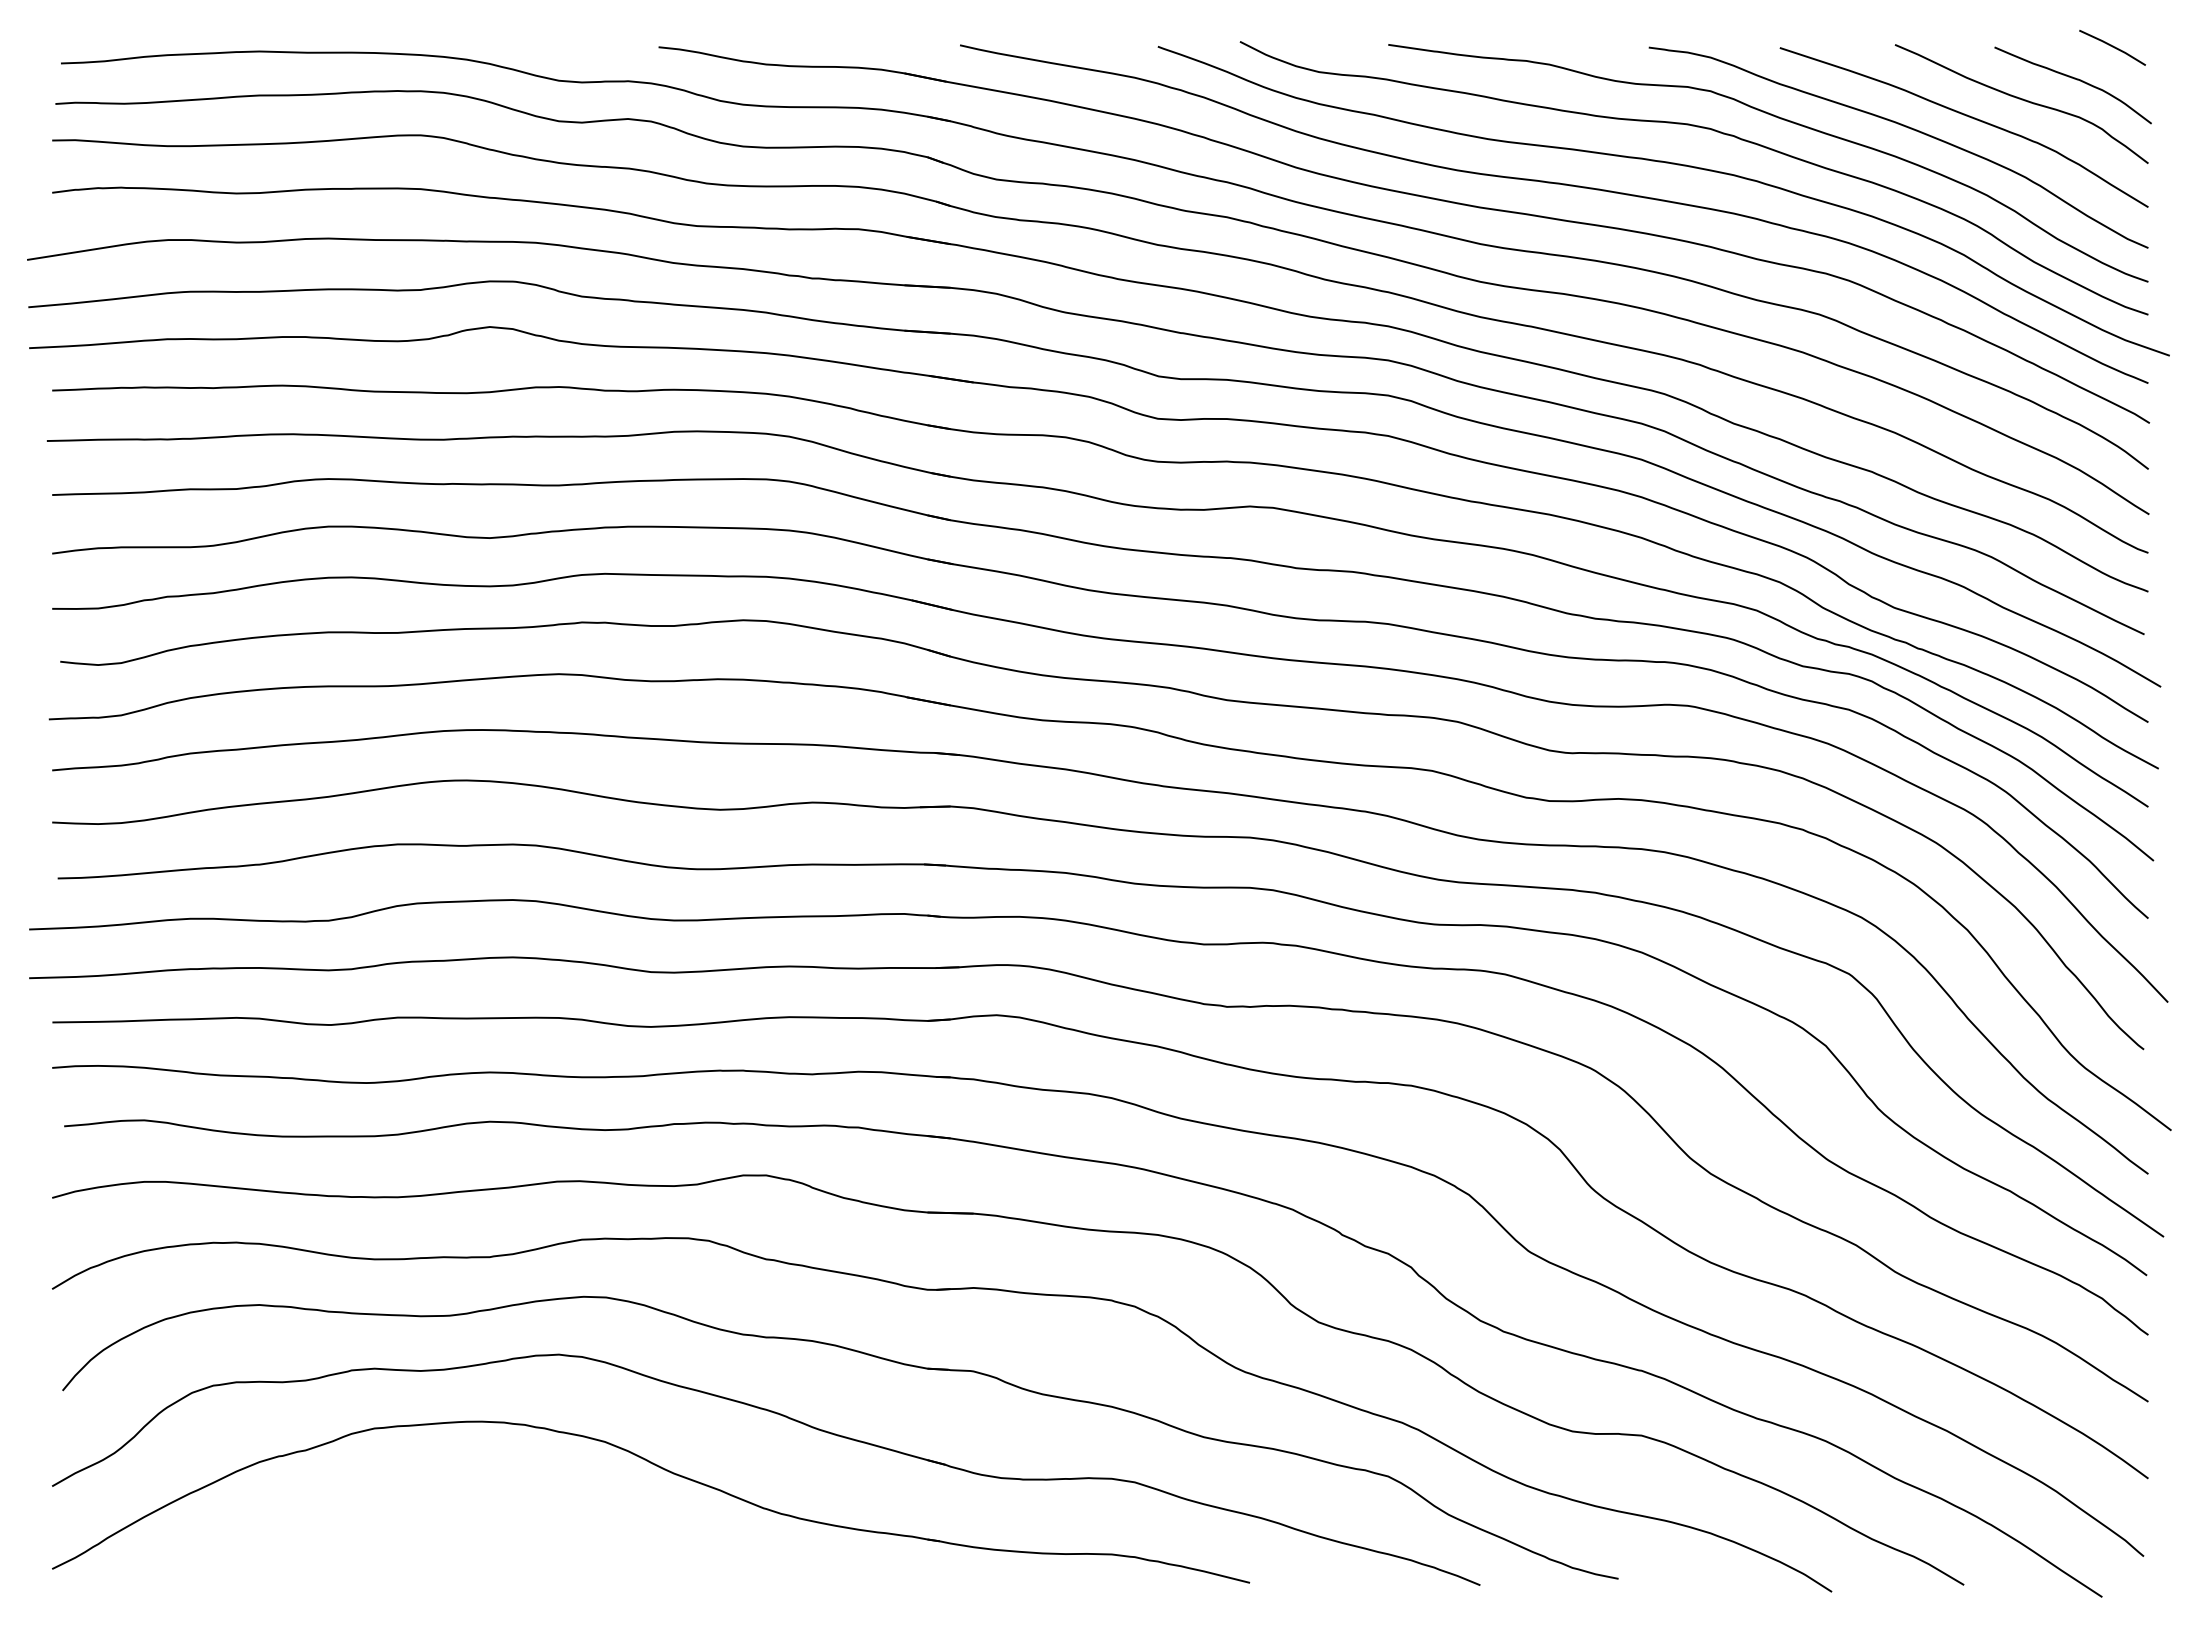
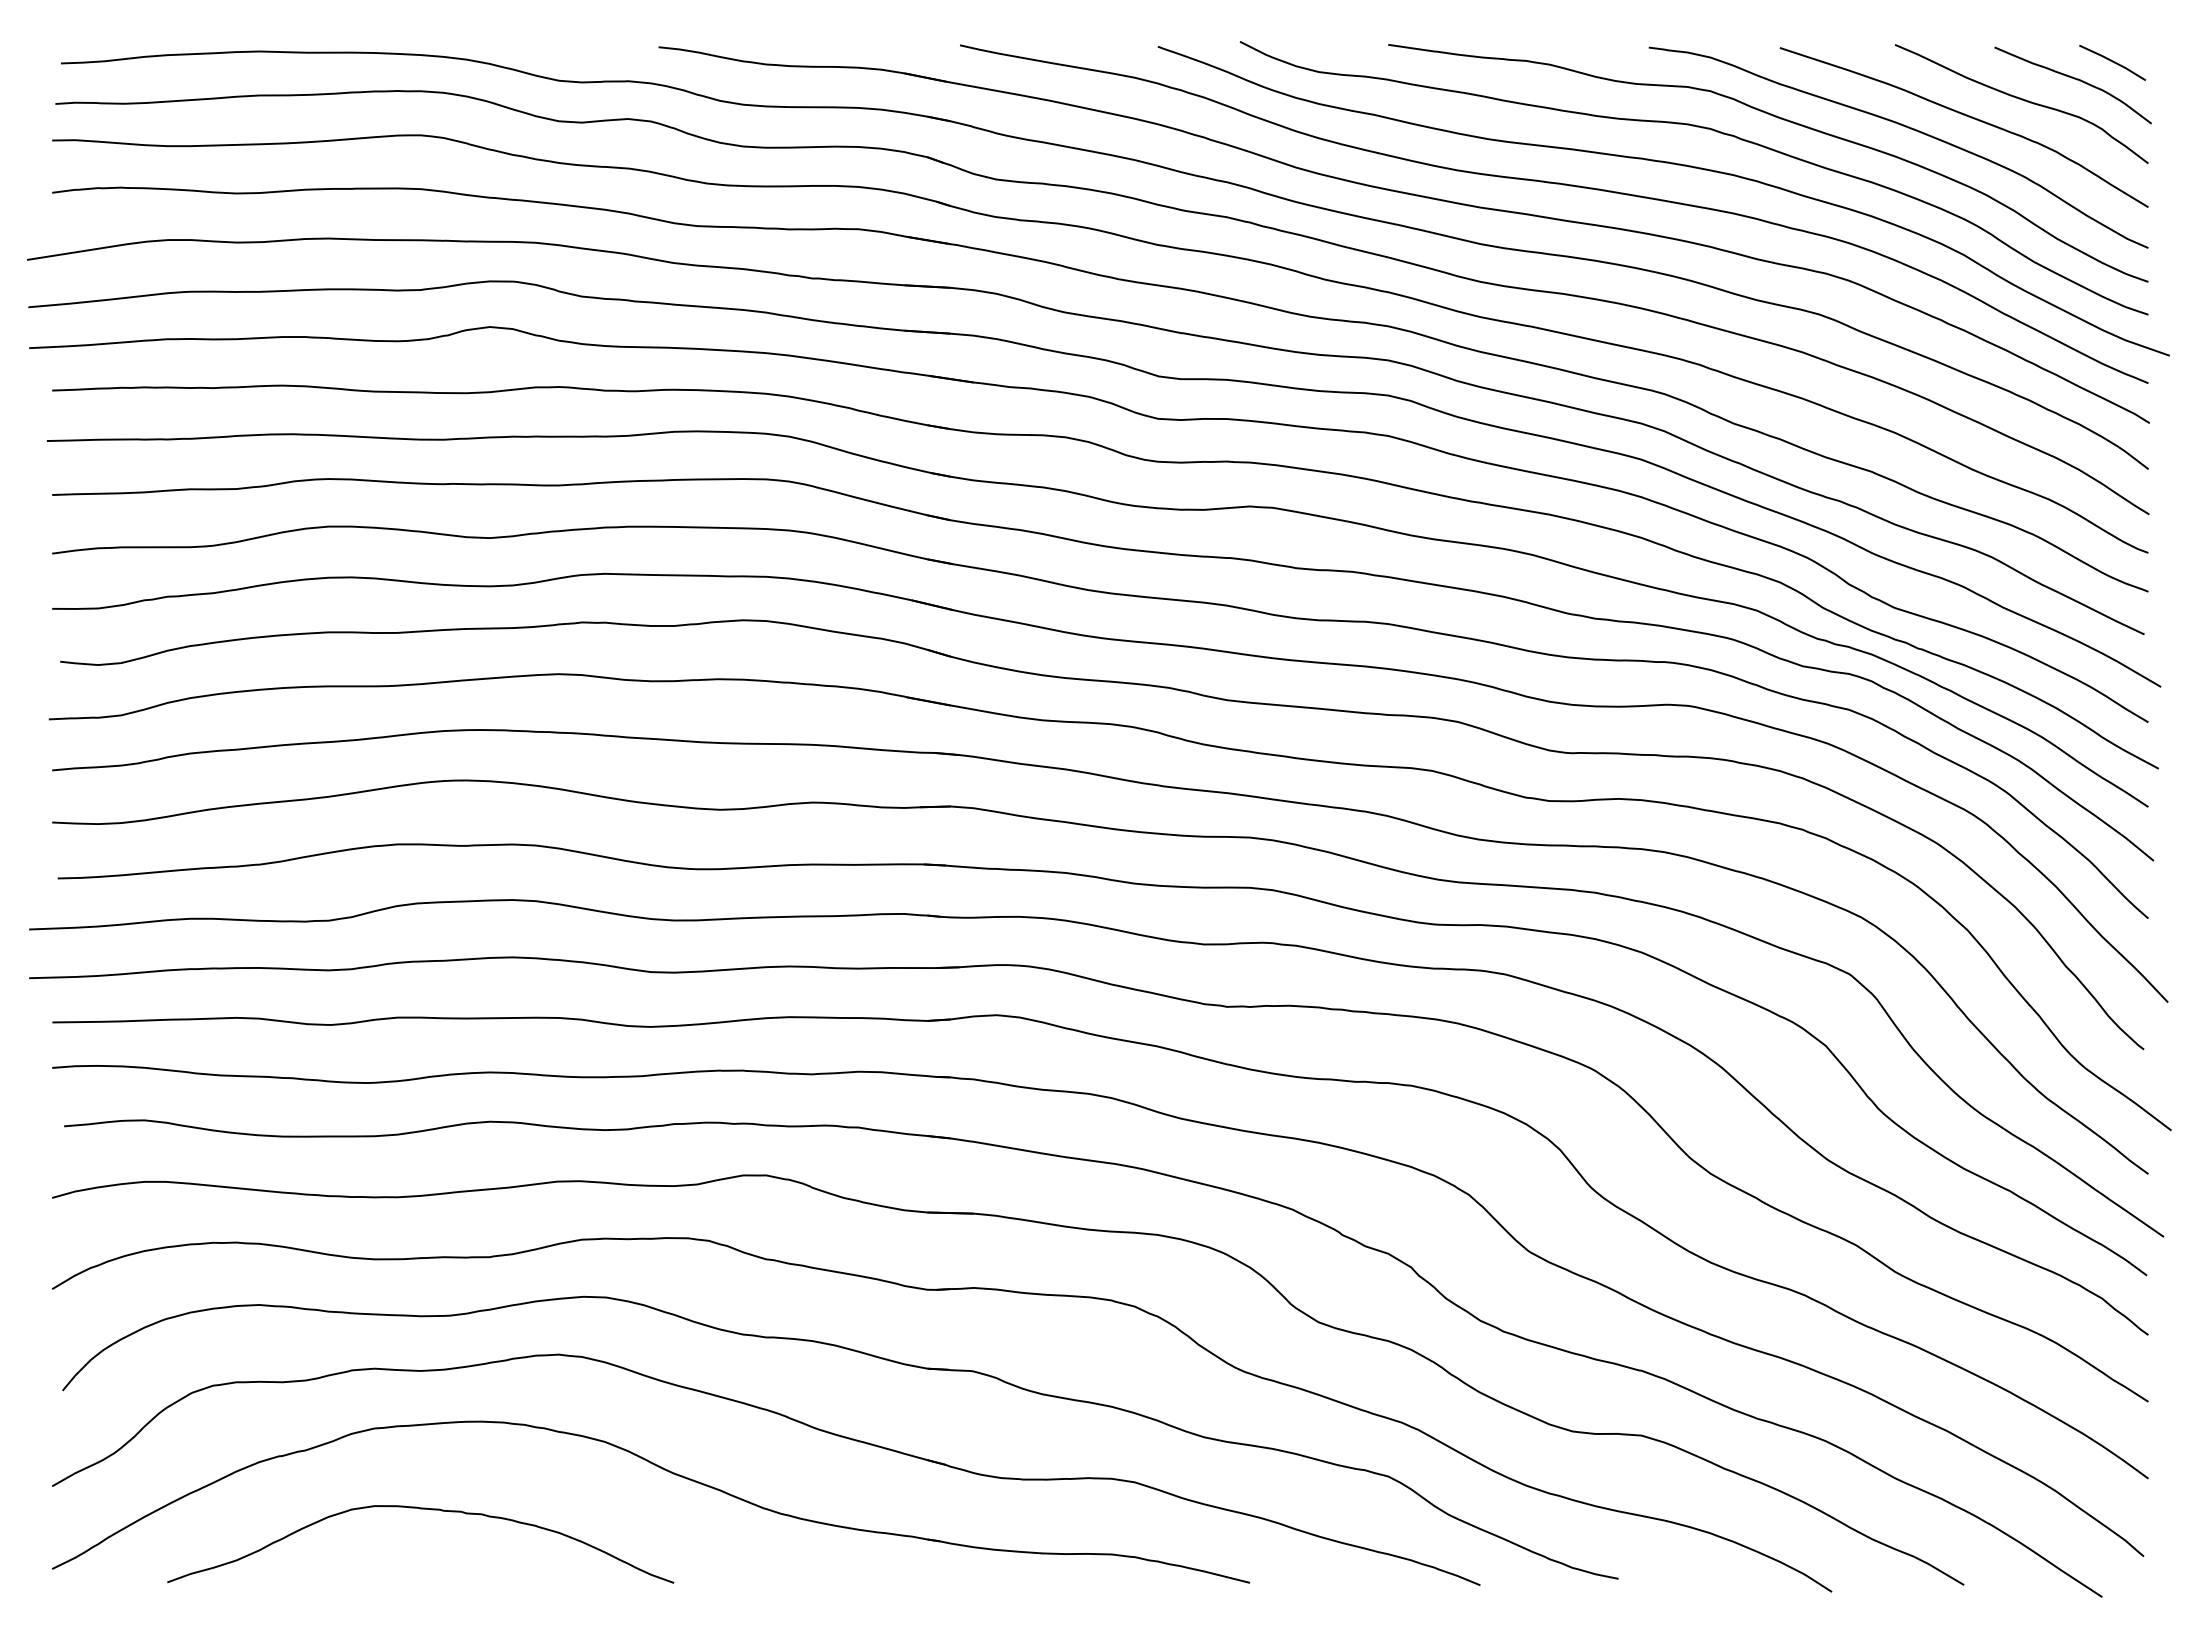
line position: (2112, 47) -> (2112, 62) (2112, 62)
curve: none -> present (420, 1509)
